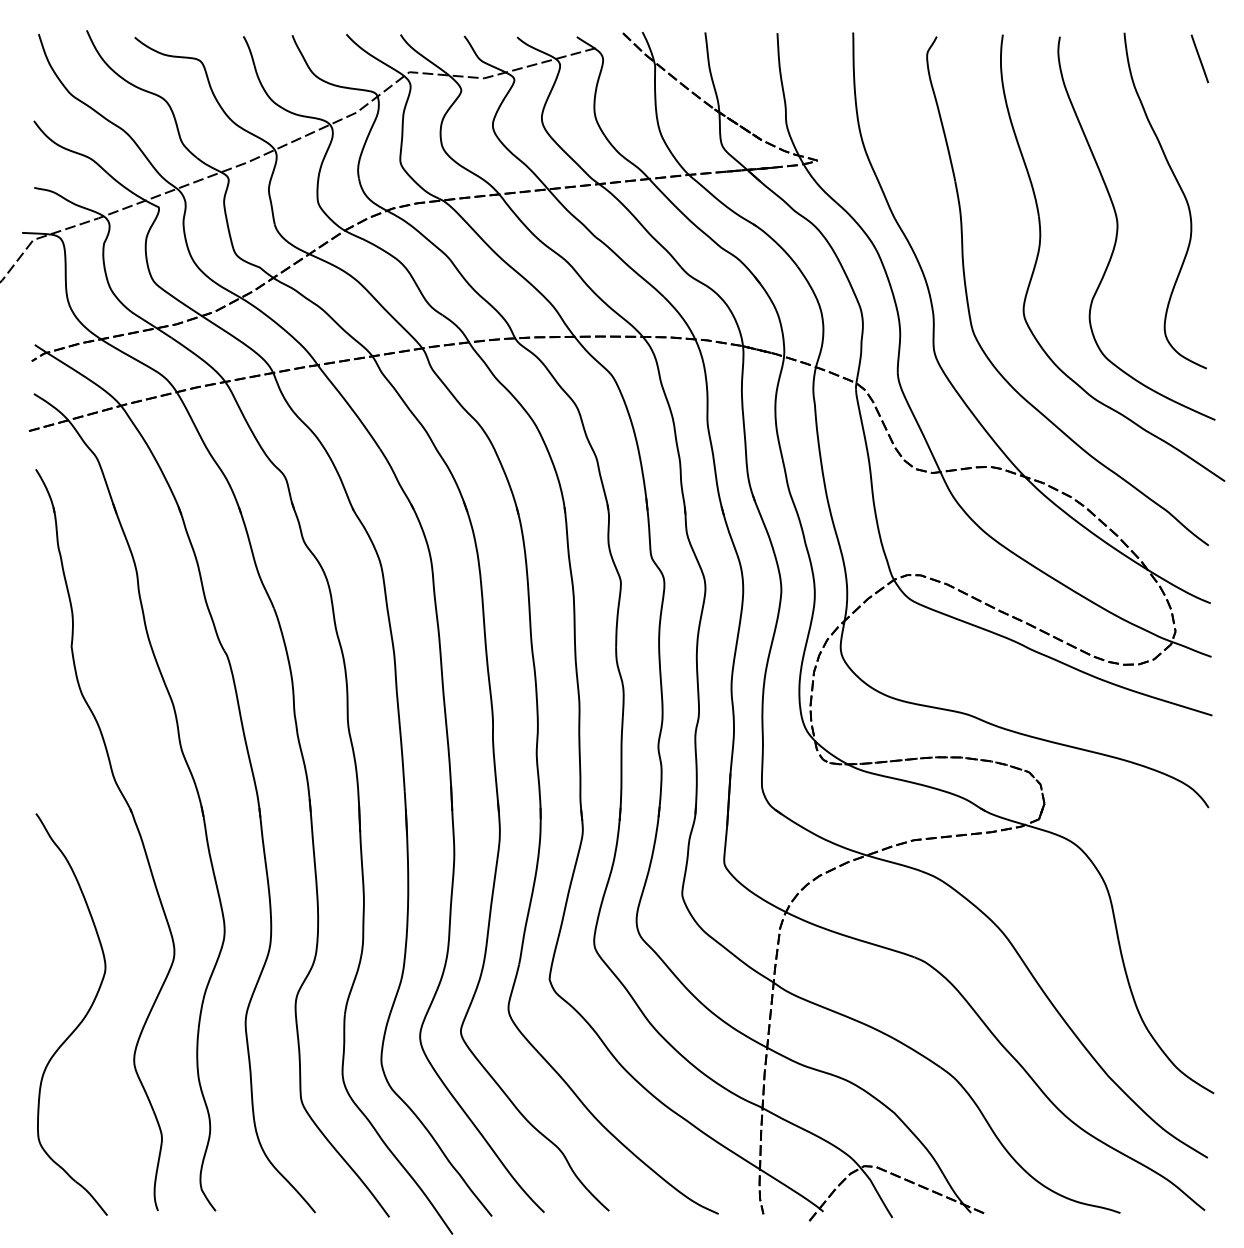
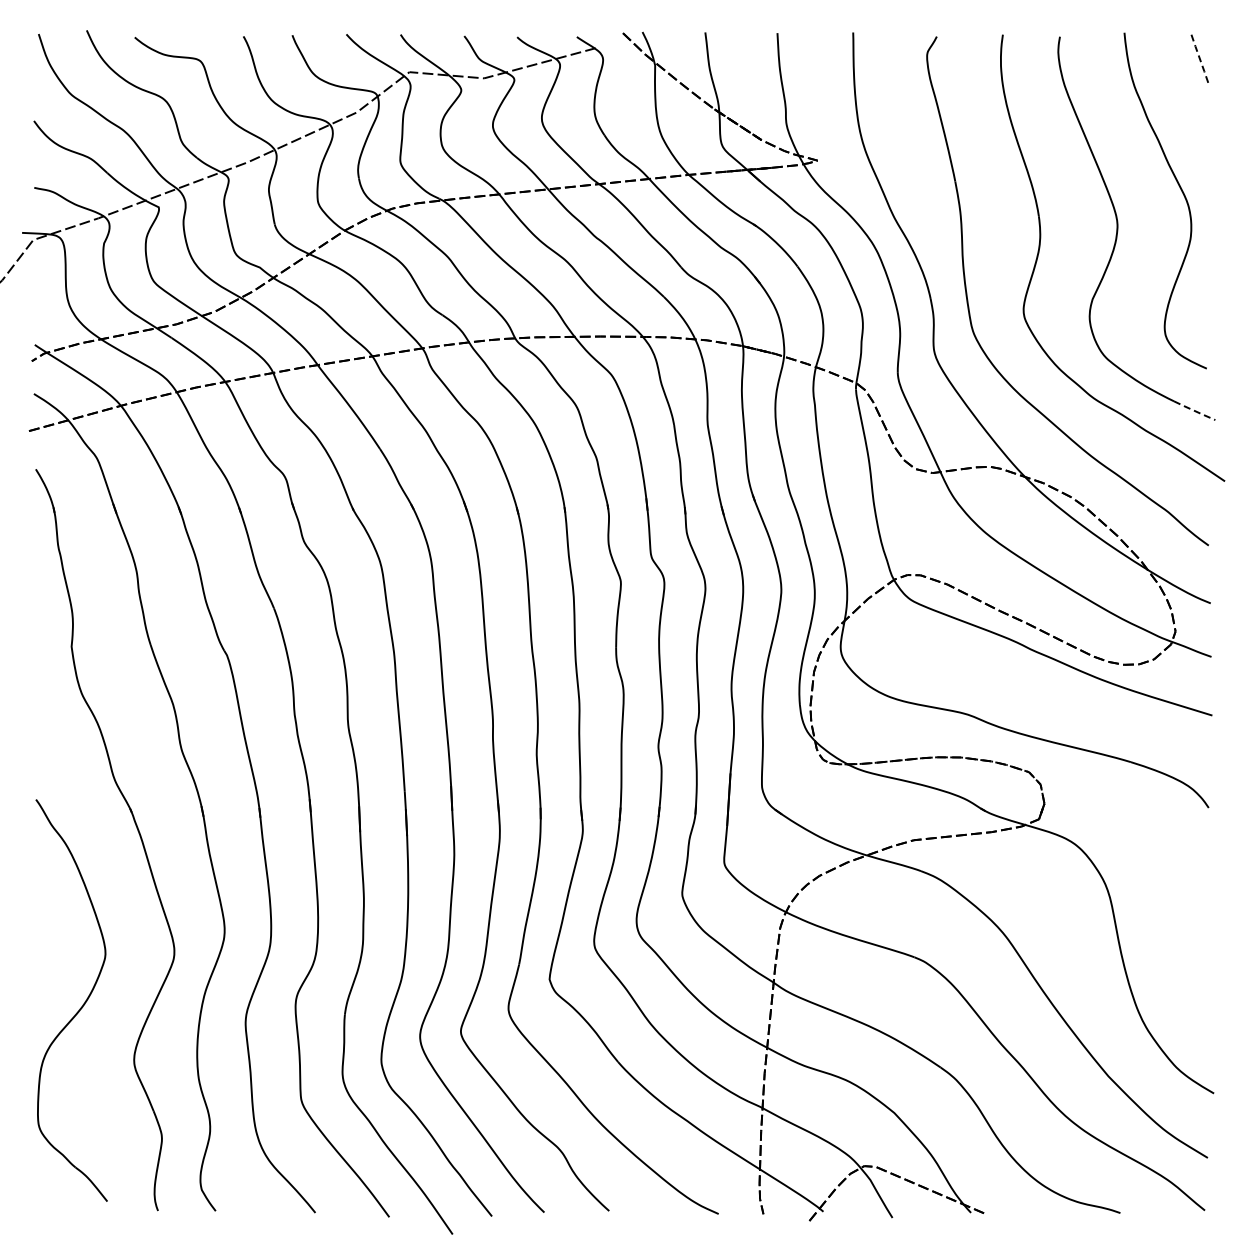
line: solid -> dashed (1200, 59)
line: solid -> dashed (1194, 410)
part position: (79, 1022) -> (79, 1008) (79, 1008)
